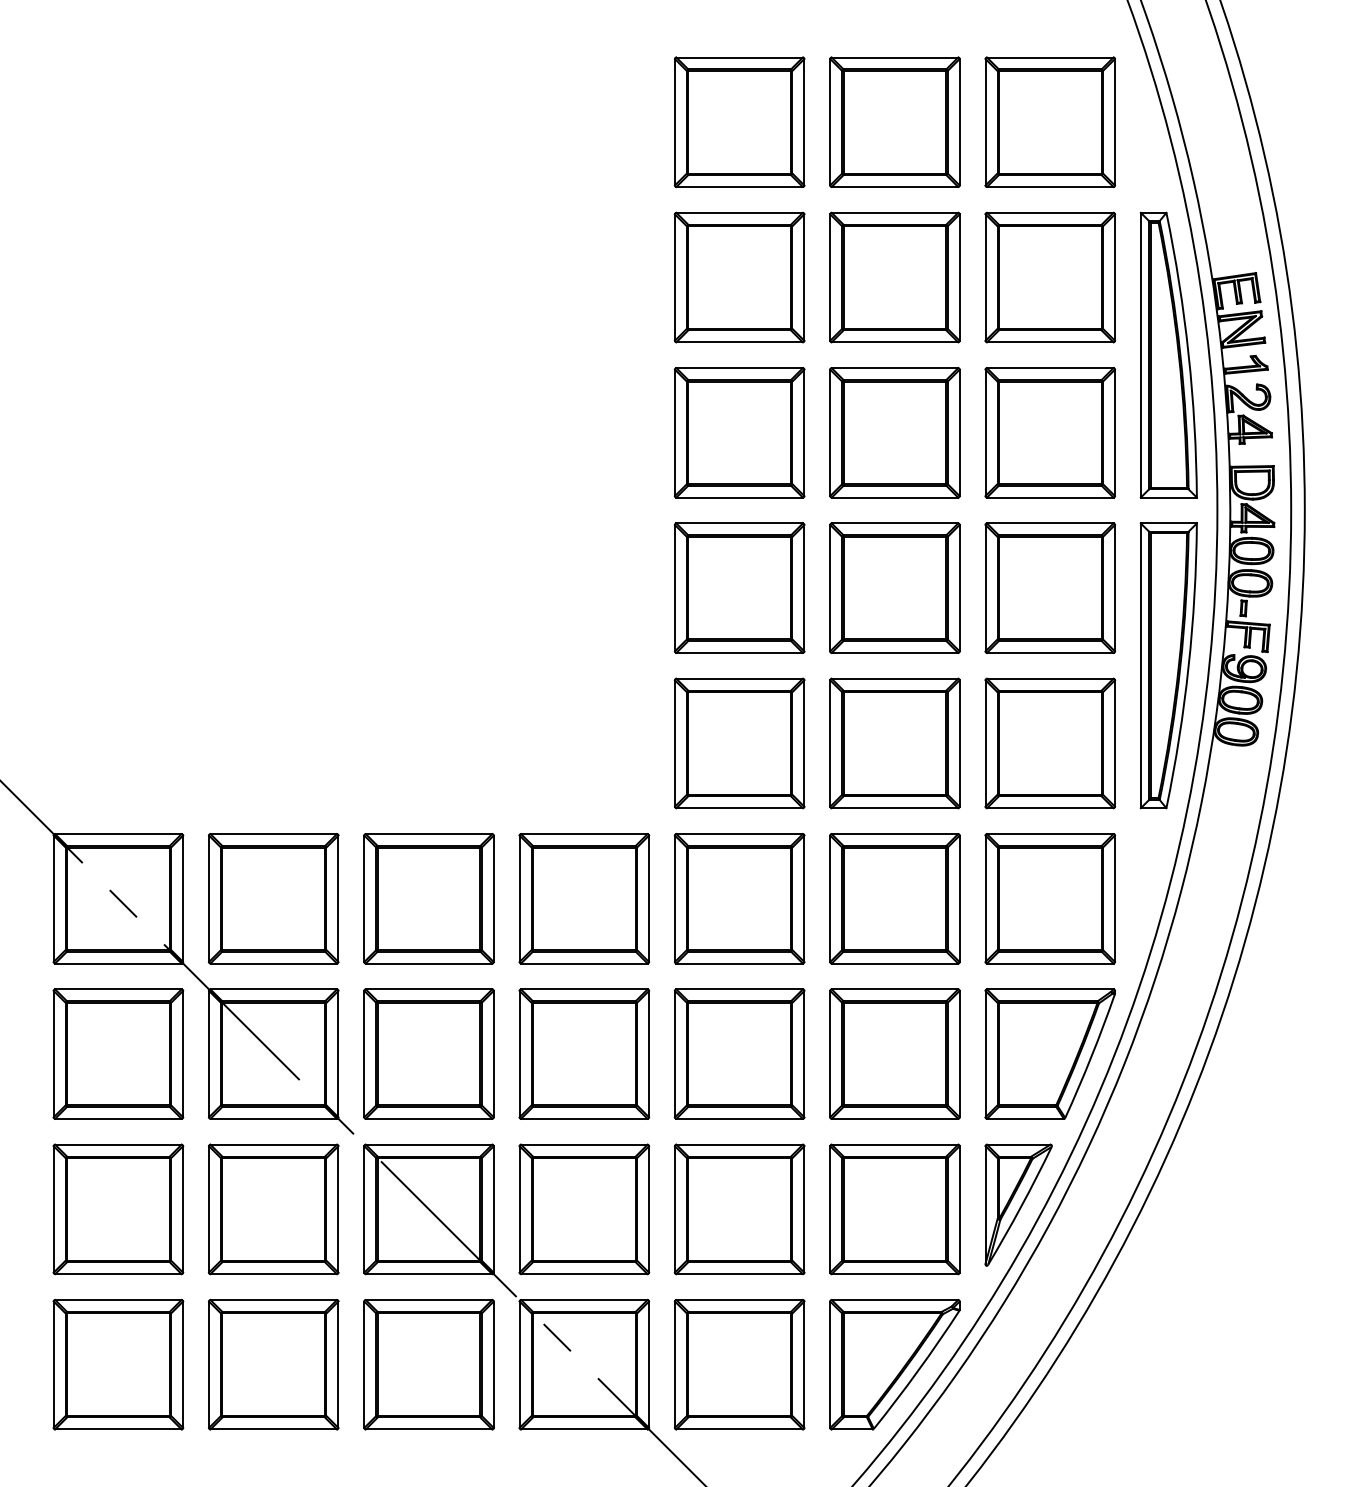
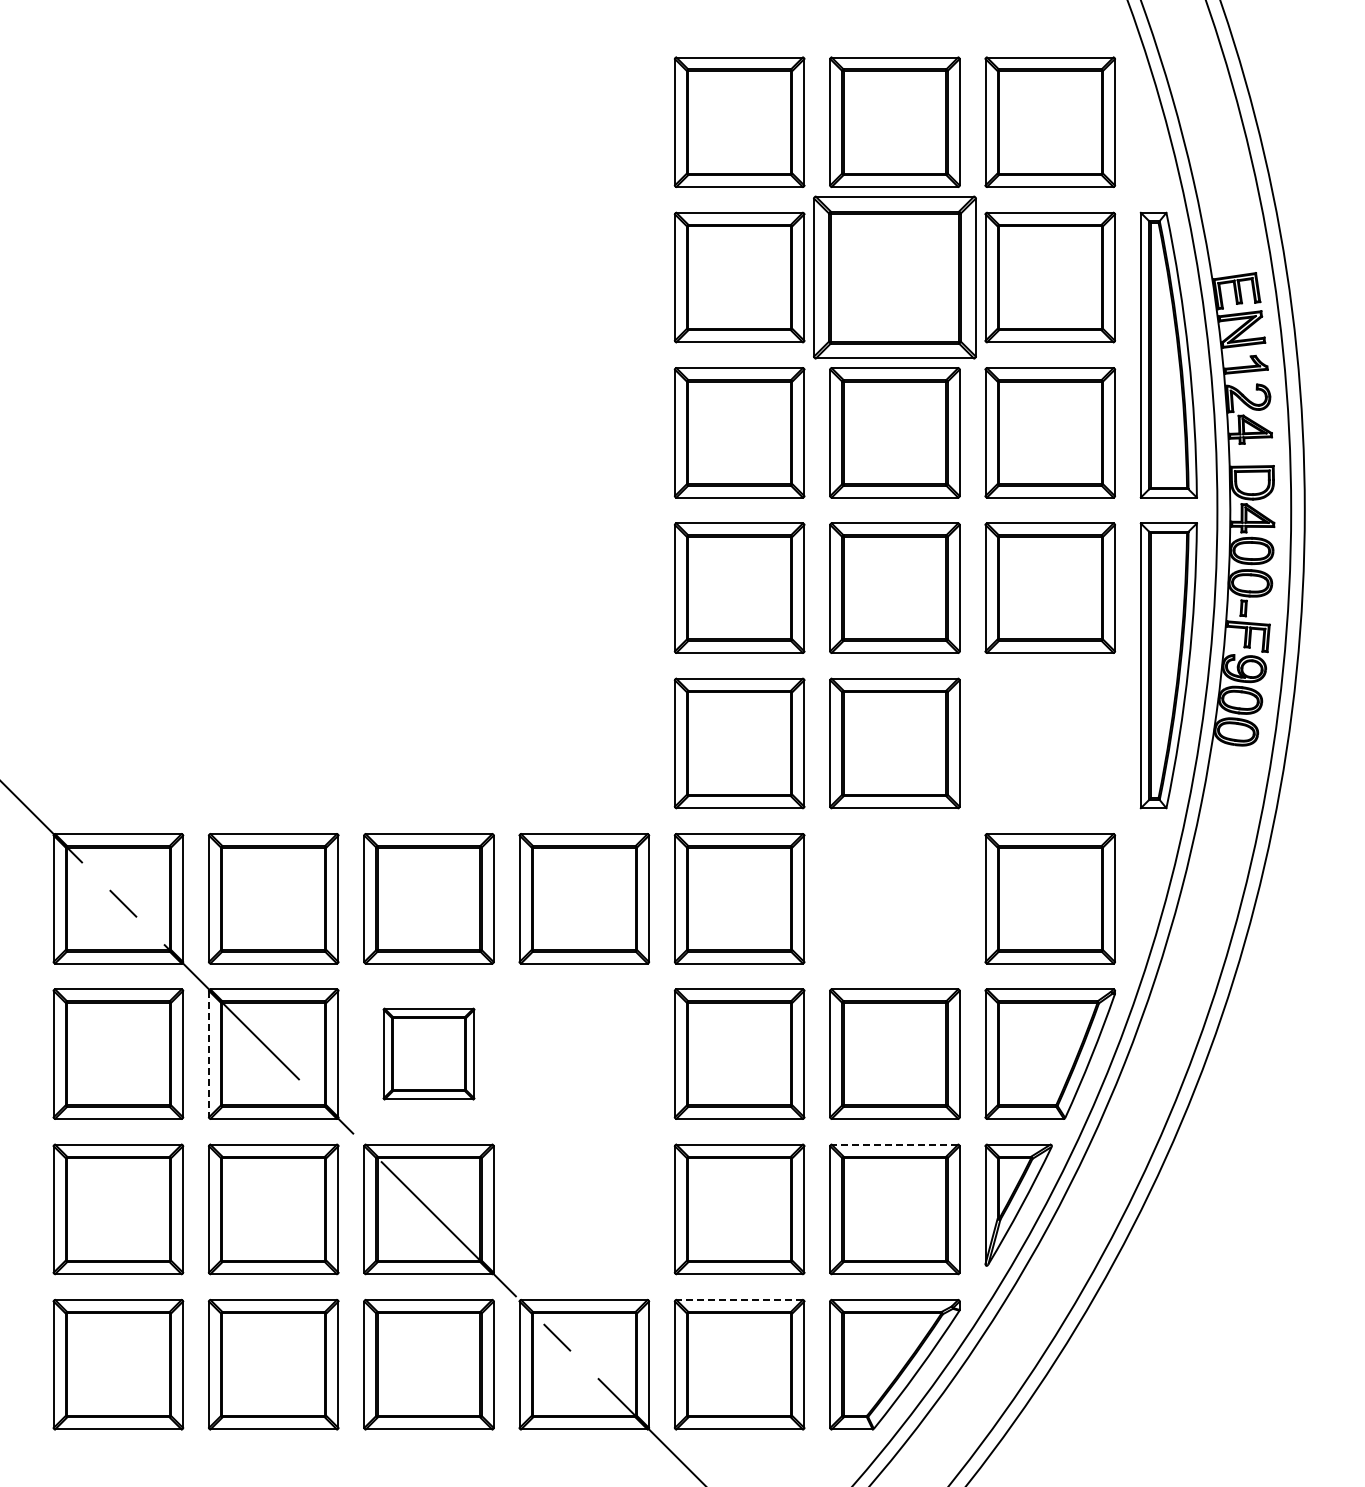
part size: 132x133 px -> 164x165 px (894, 277)
part: present -> none (1050, 743)
part: present -> none (894, 898)
part size: 132x132 px -> 94x94 px (428, 1053)
part: present -> none (584, 1053)
line: solid -> dashed (209, 1054)
line: solid -> dashed (894, 1144)
part: present -> none (584, 1209)
line: solid -> dashed (739, 1300)
